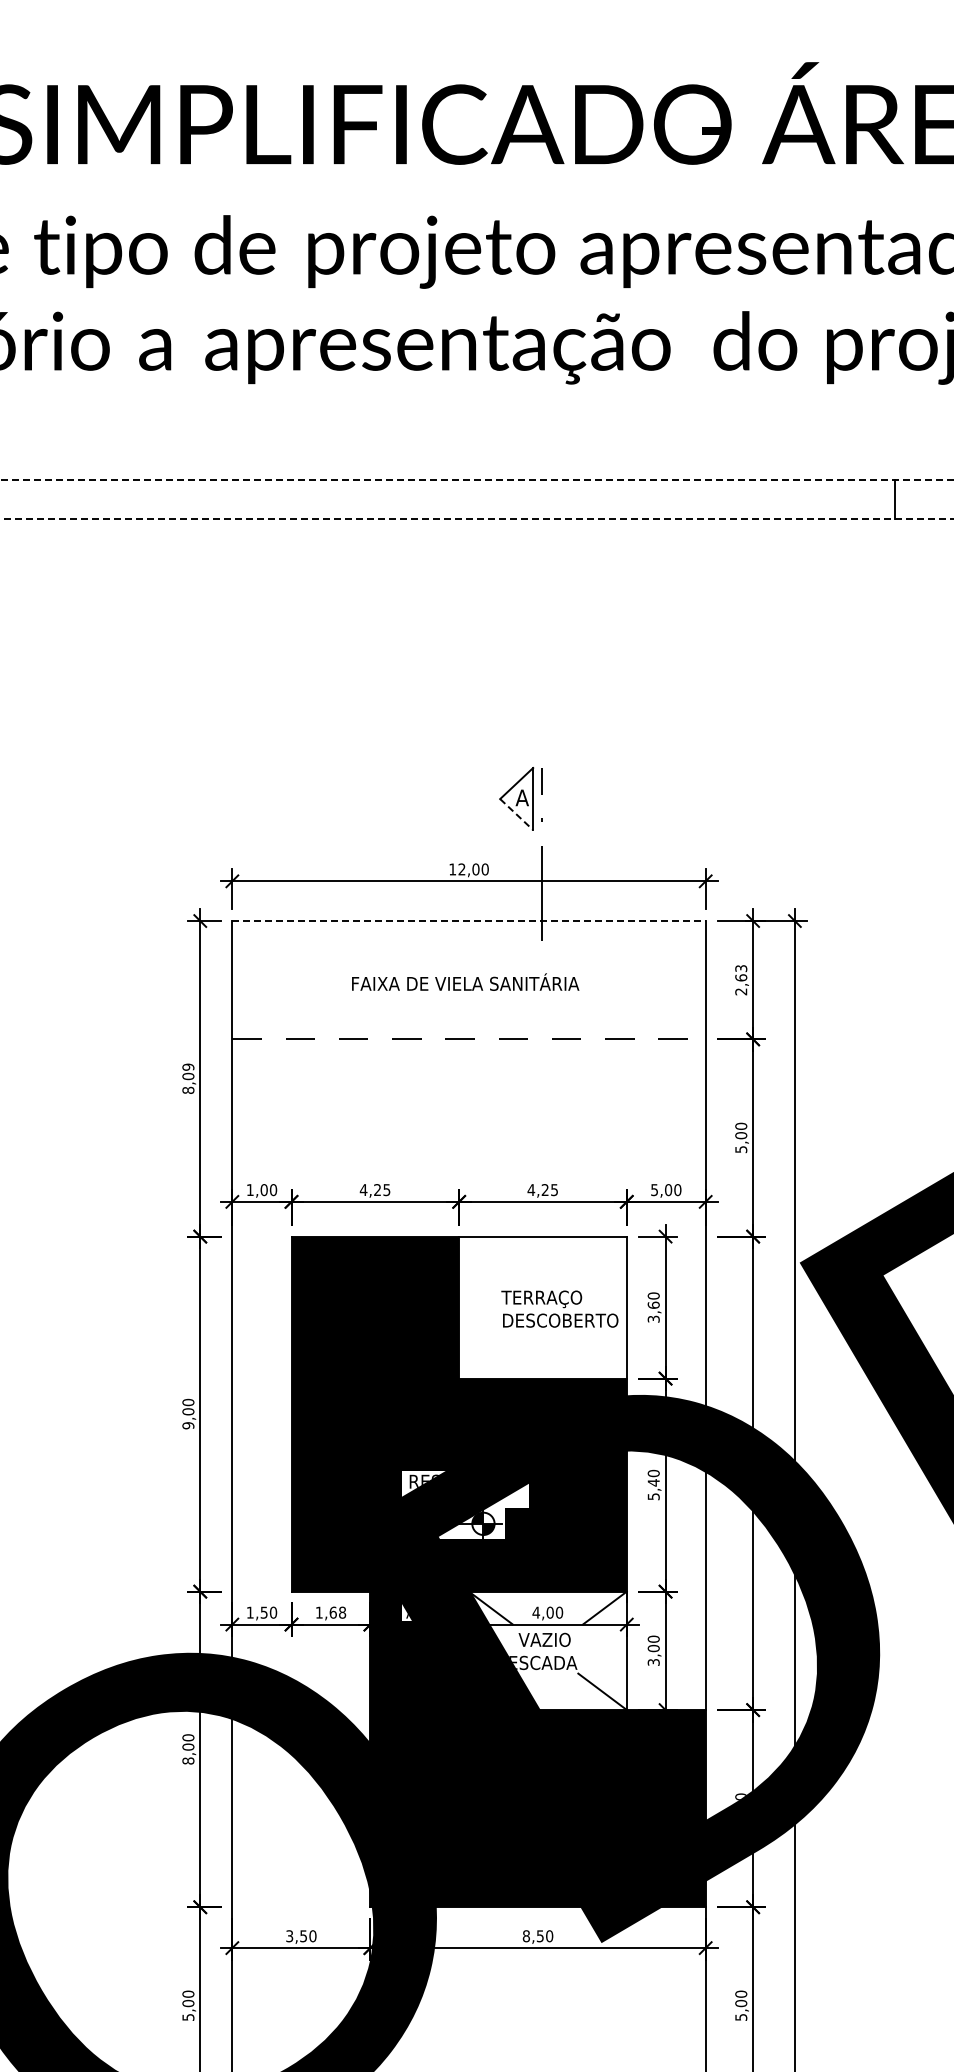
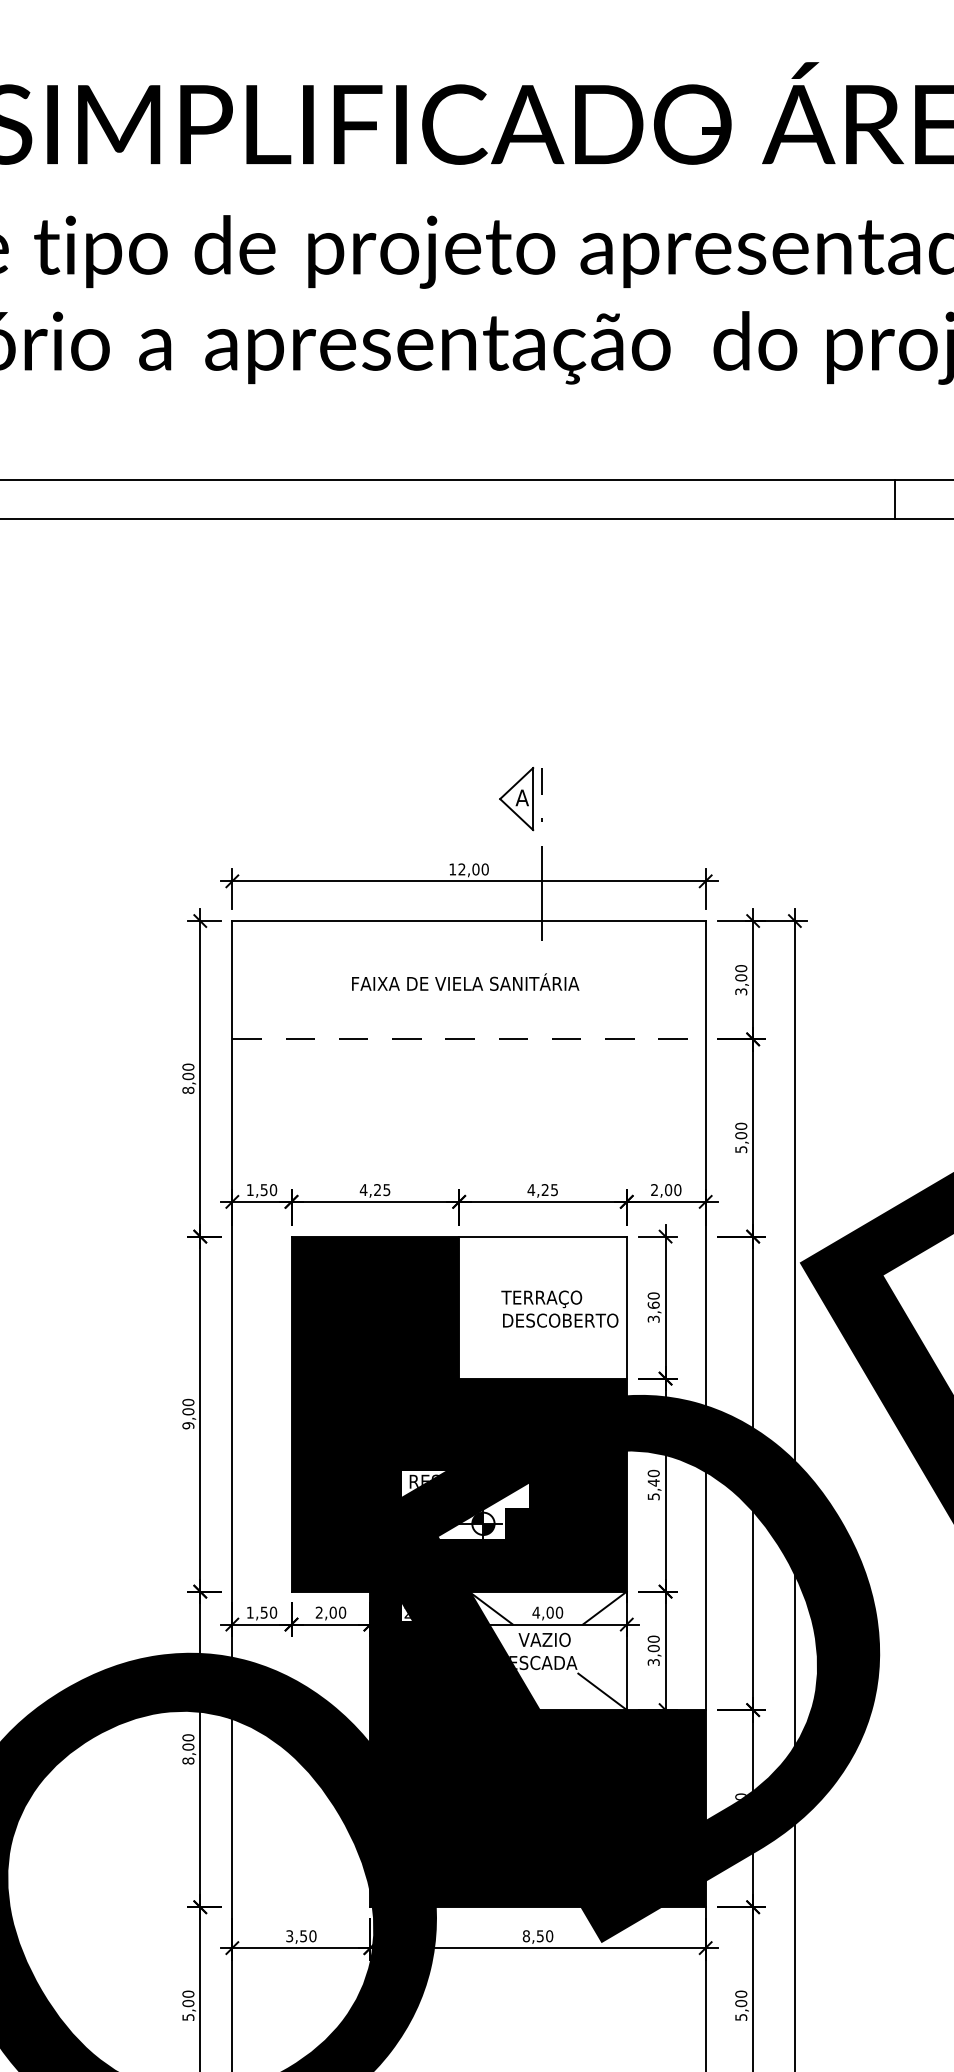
line: dashed -> solid (476, 479)
line: dashed -> solid (476, 519)
line: dashed -> solid (516, 814)
line: dashed -> solid (469, 921)
text: 2,63 -> 3,00 (741, 980)
text: 8,09 -> 8,00 (188, 1066)
text: 1,00 -> 1,50 (263, 1190)
text: 5,00 -> 2,00 (654, 1190)
text: 1,68 -> 2,00 (330, 1612)
text: 7,50 -> 2,50 (407, 1613)
